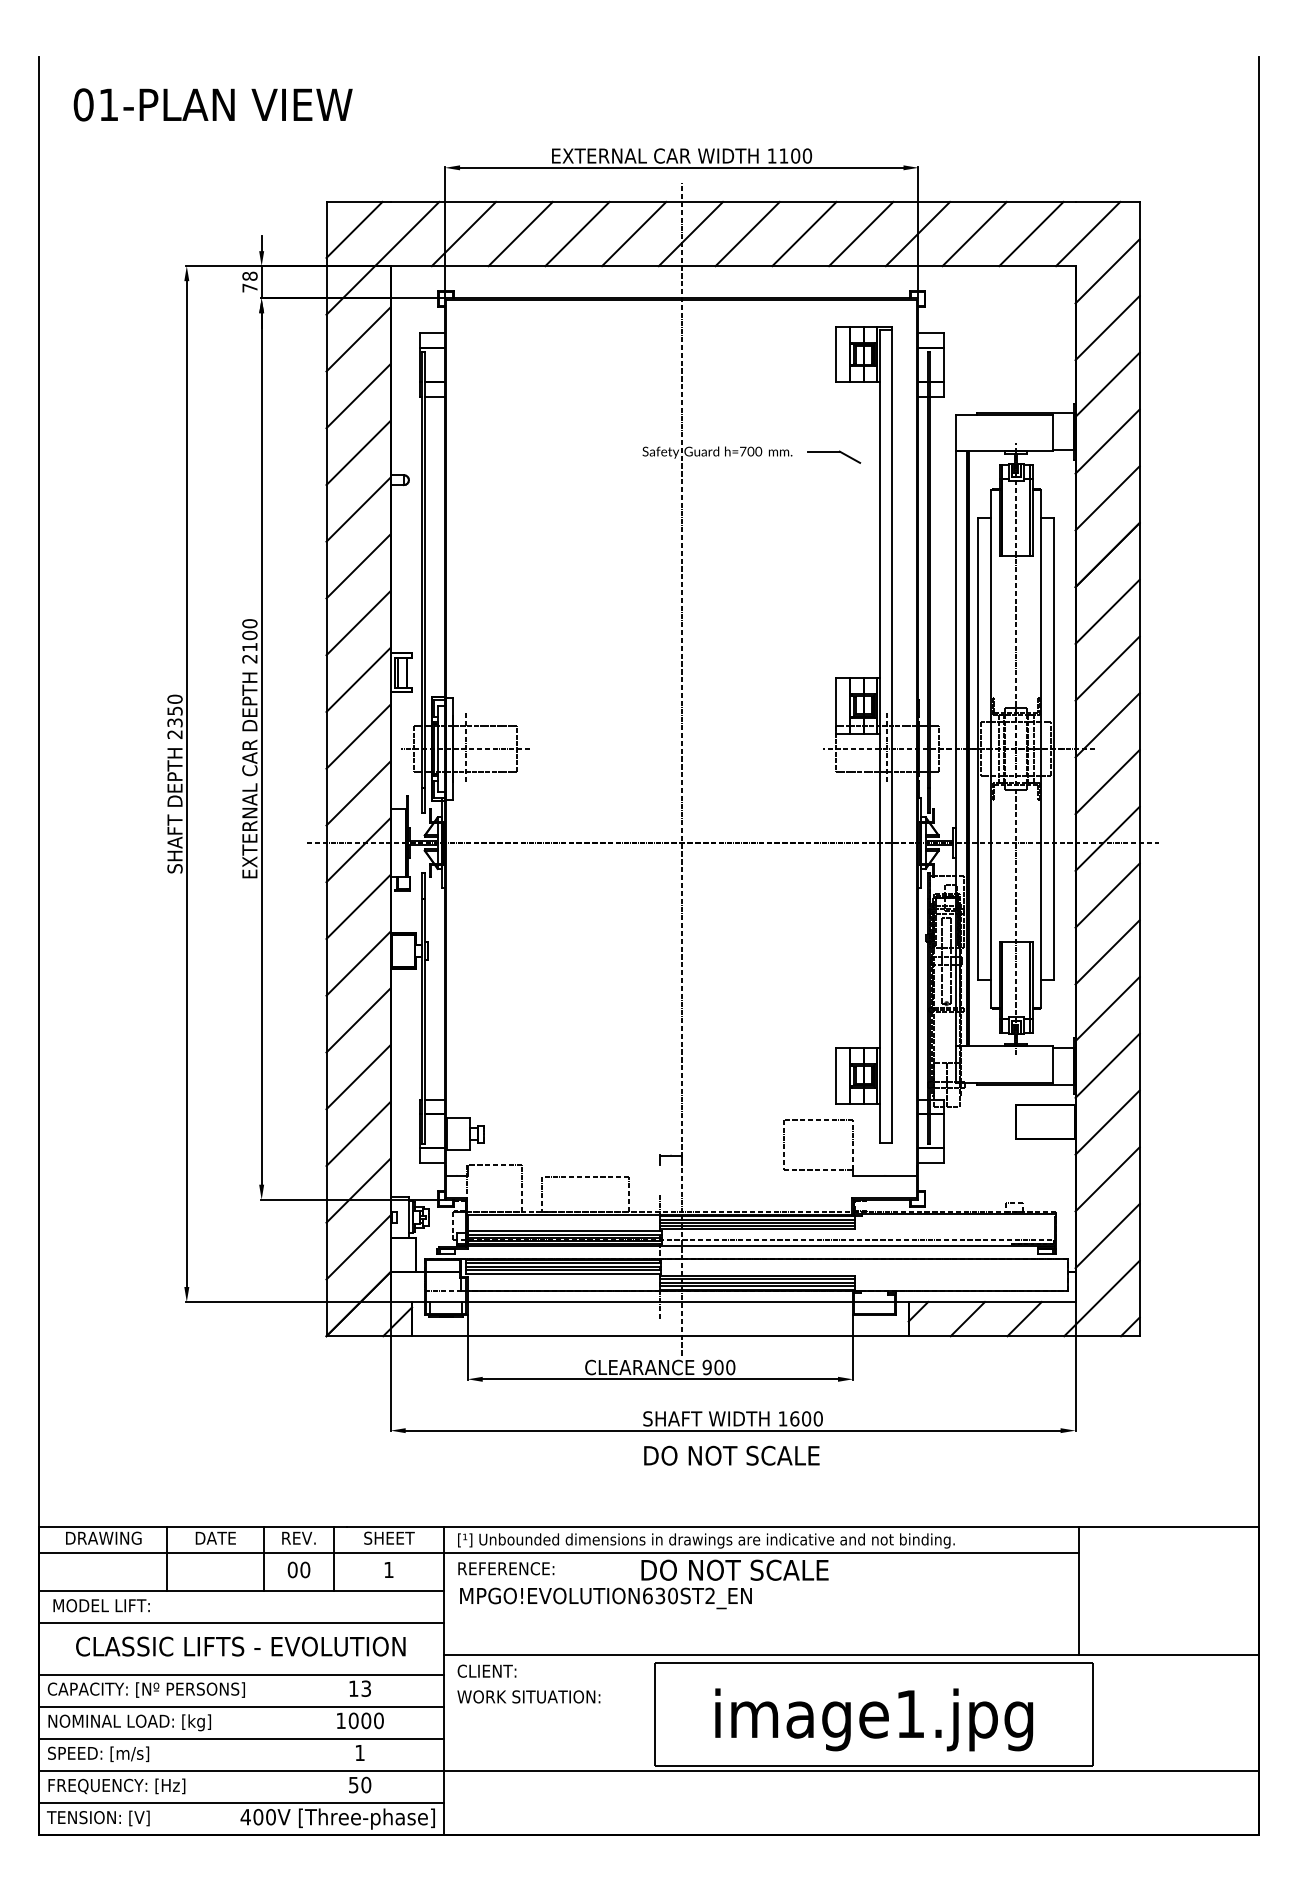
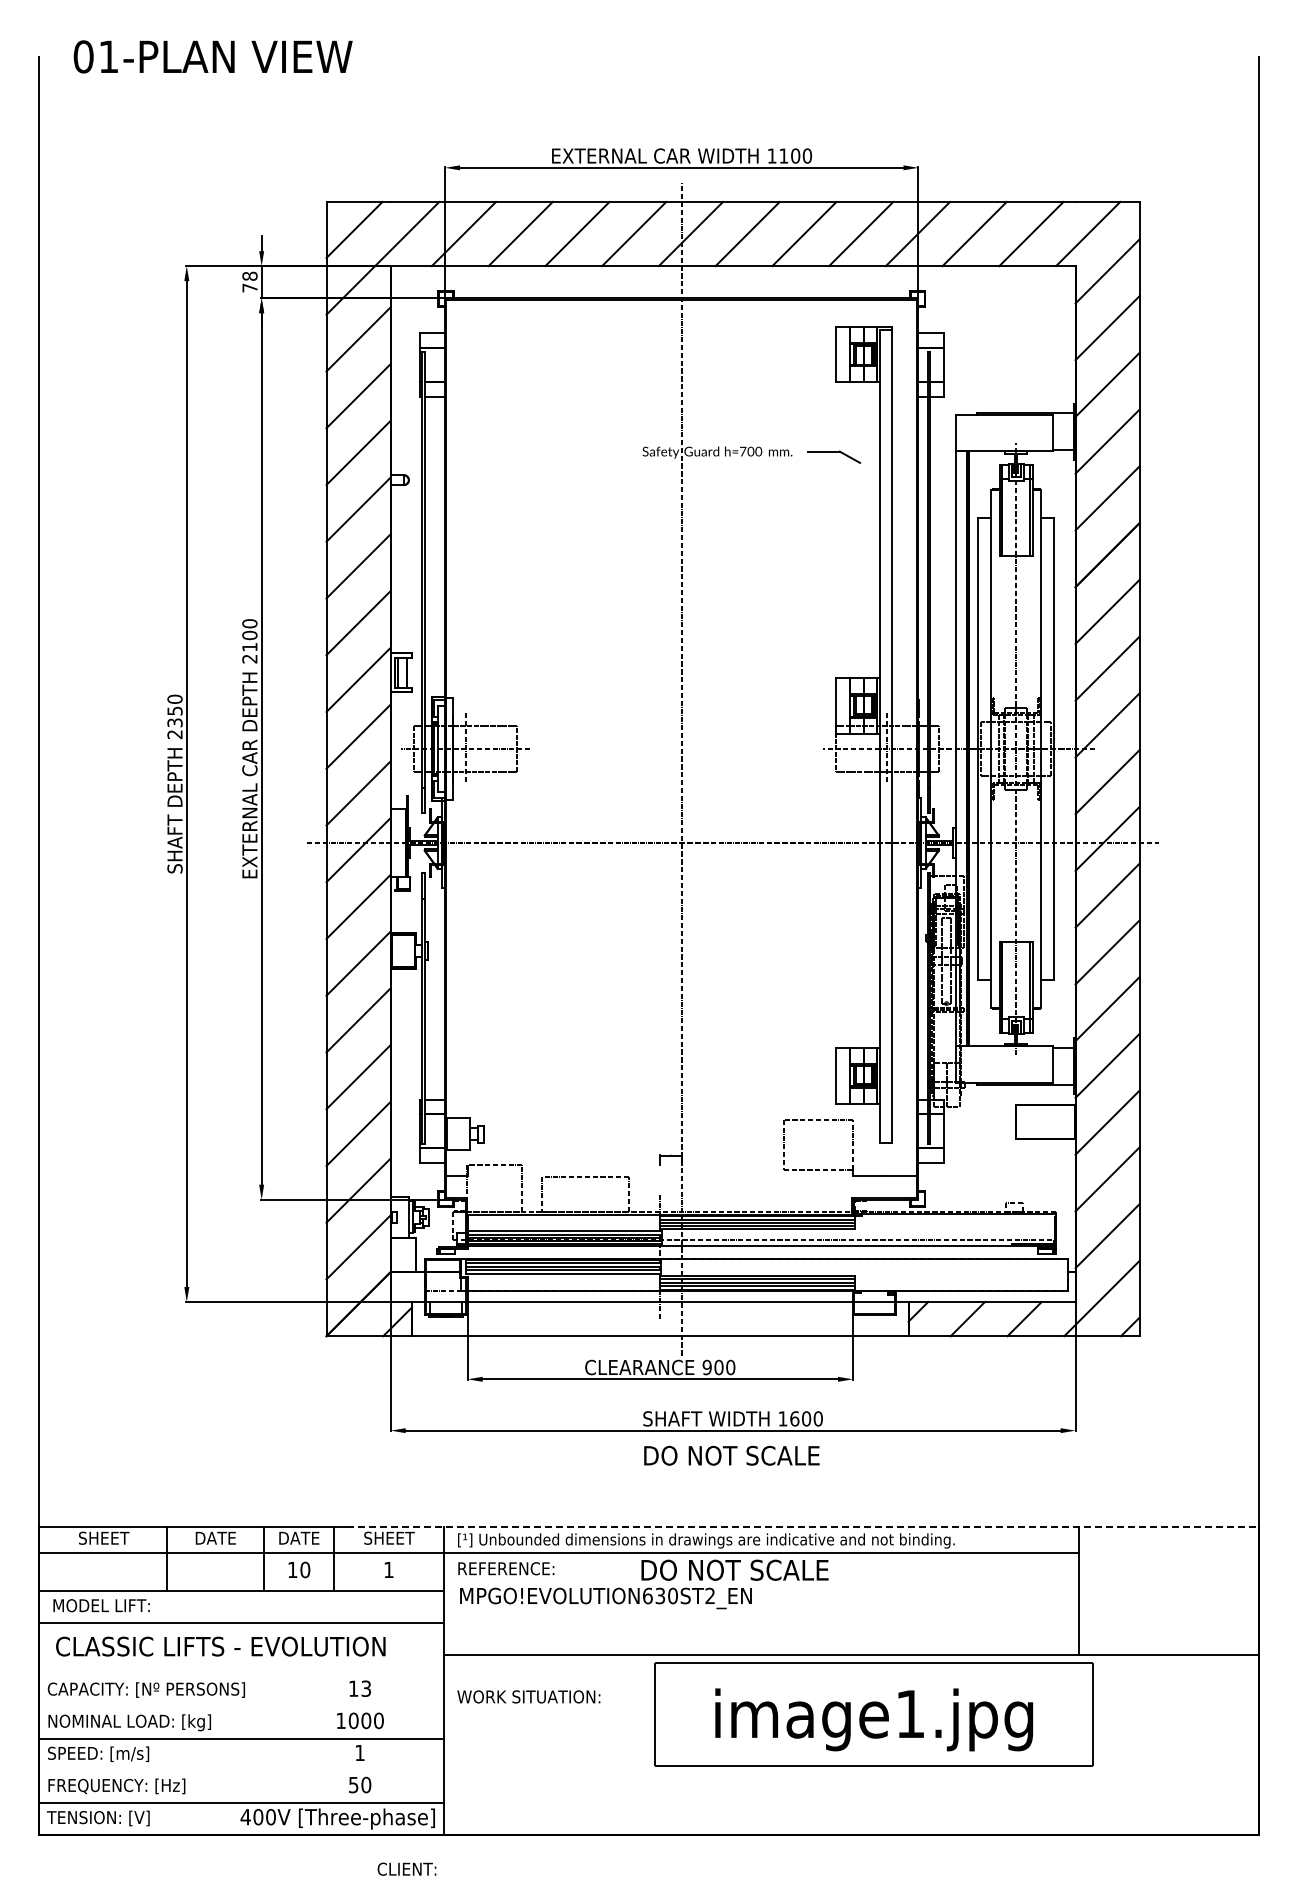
text position: (212, 104) -> (212, 56) (212, 56)
line: solid -> dashed (803, 1527)
text: DRAWING -> SHEET (103, 1537)
text: REV. -> DATE (299, 1537)
text: 00 -> 10 (292, 1569)
text position: (240, 1646) -> (220, 1646) (220, 1646)
text position: (486, 1670) -> (406, 1868) (406, 1868)
line: present -> none (241, 1674)
line: present -> none (241, 1706)
line: present -> none (648, 1771)
